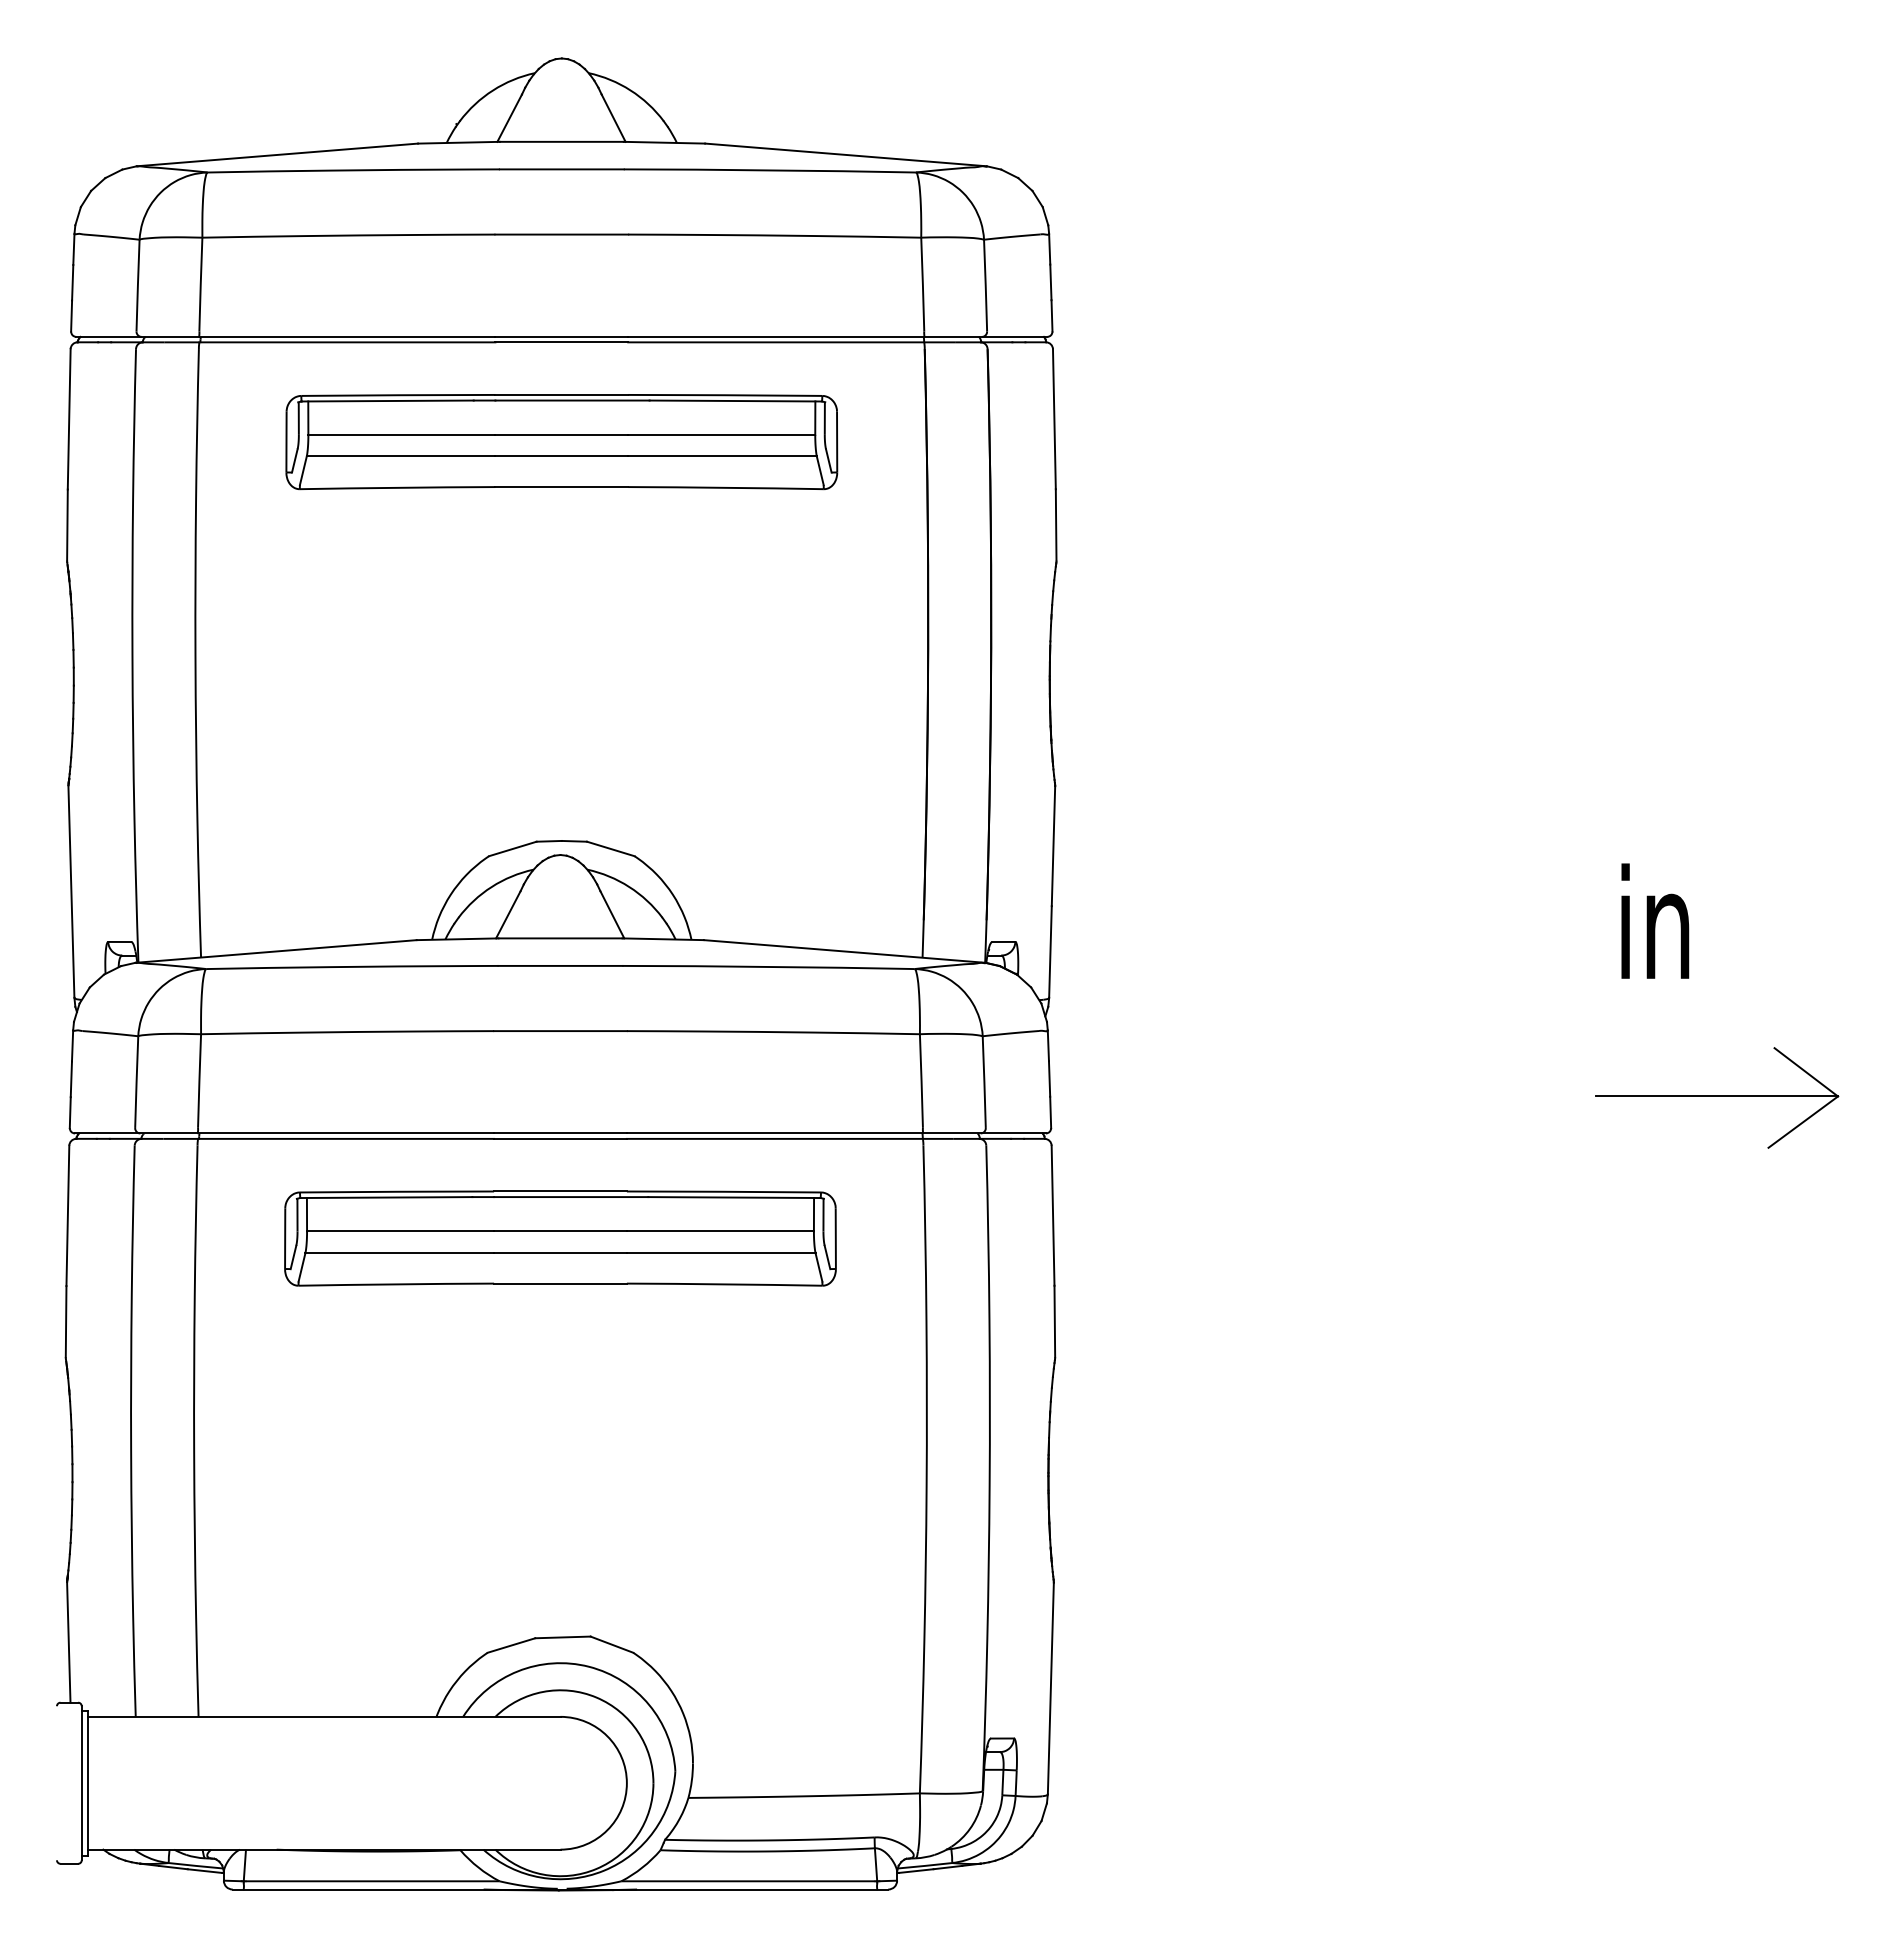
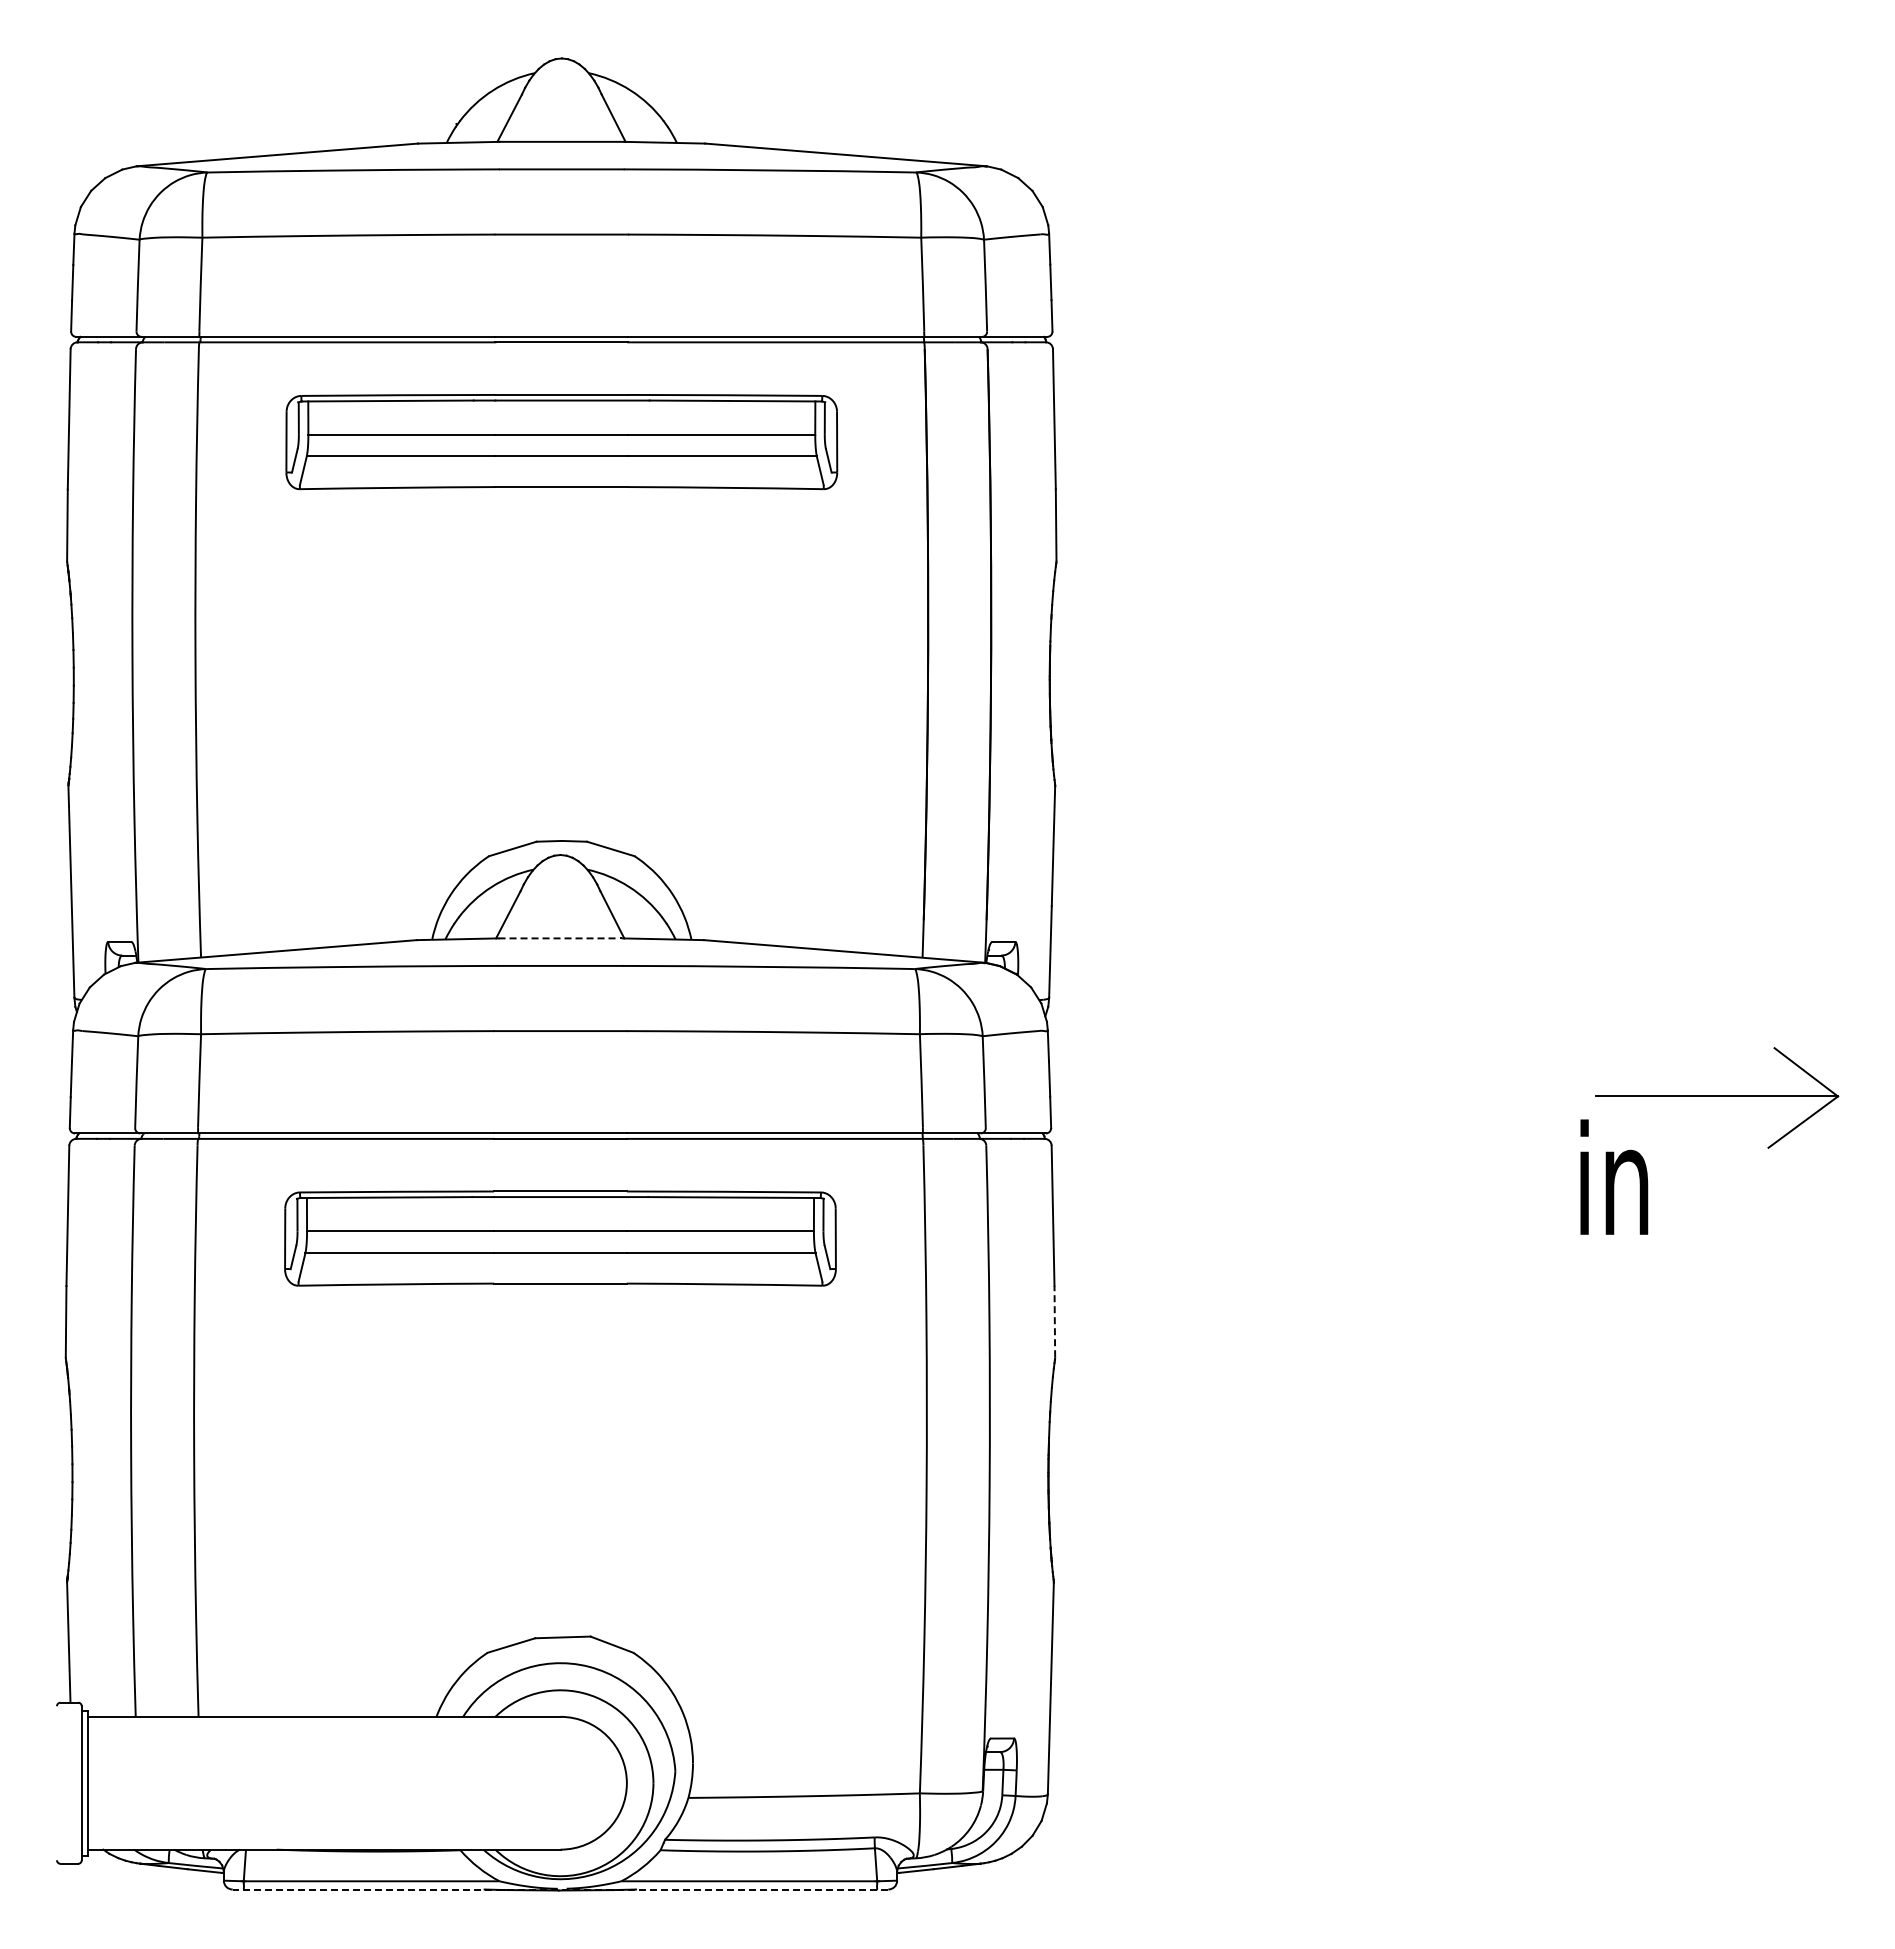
text position: (1655, 920) -> (1614, 1176) (1614, 1176)
line: solid -> dashed (560, 938)
line: solid -> dashed (1054, 1321)
line: solid -> dashed (560, 1889)
